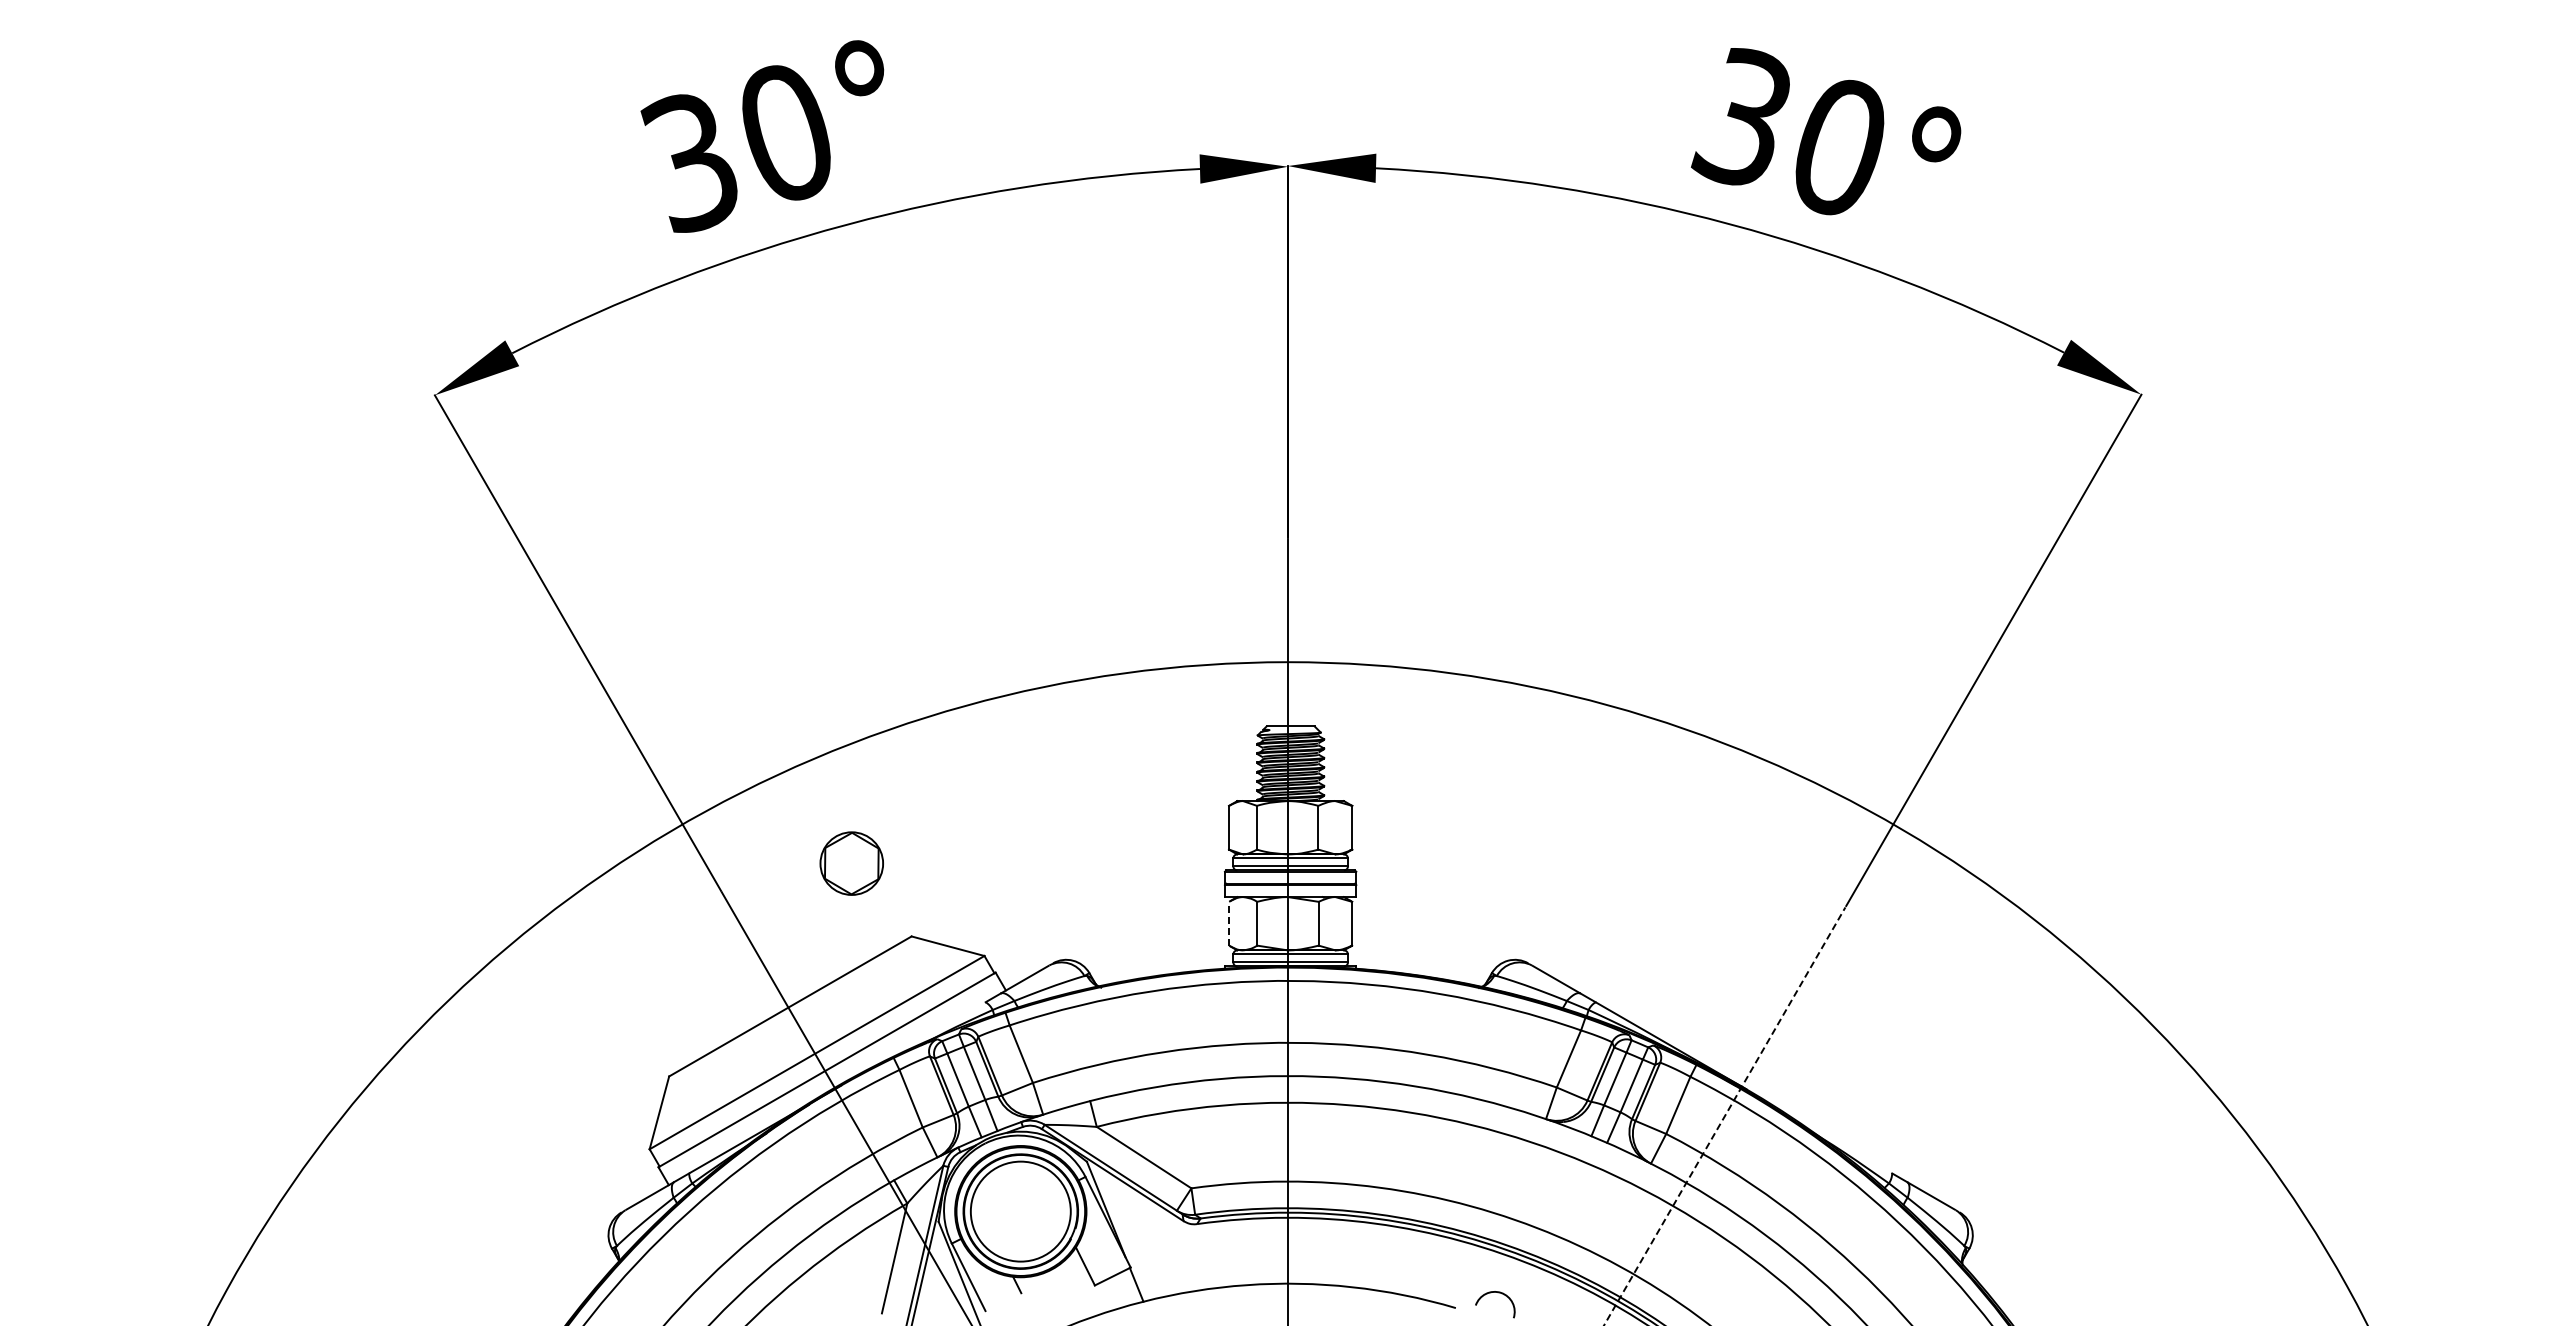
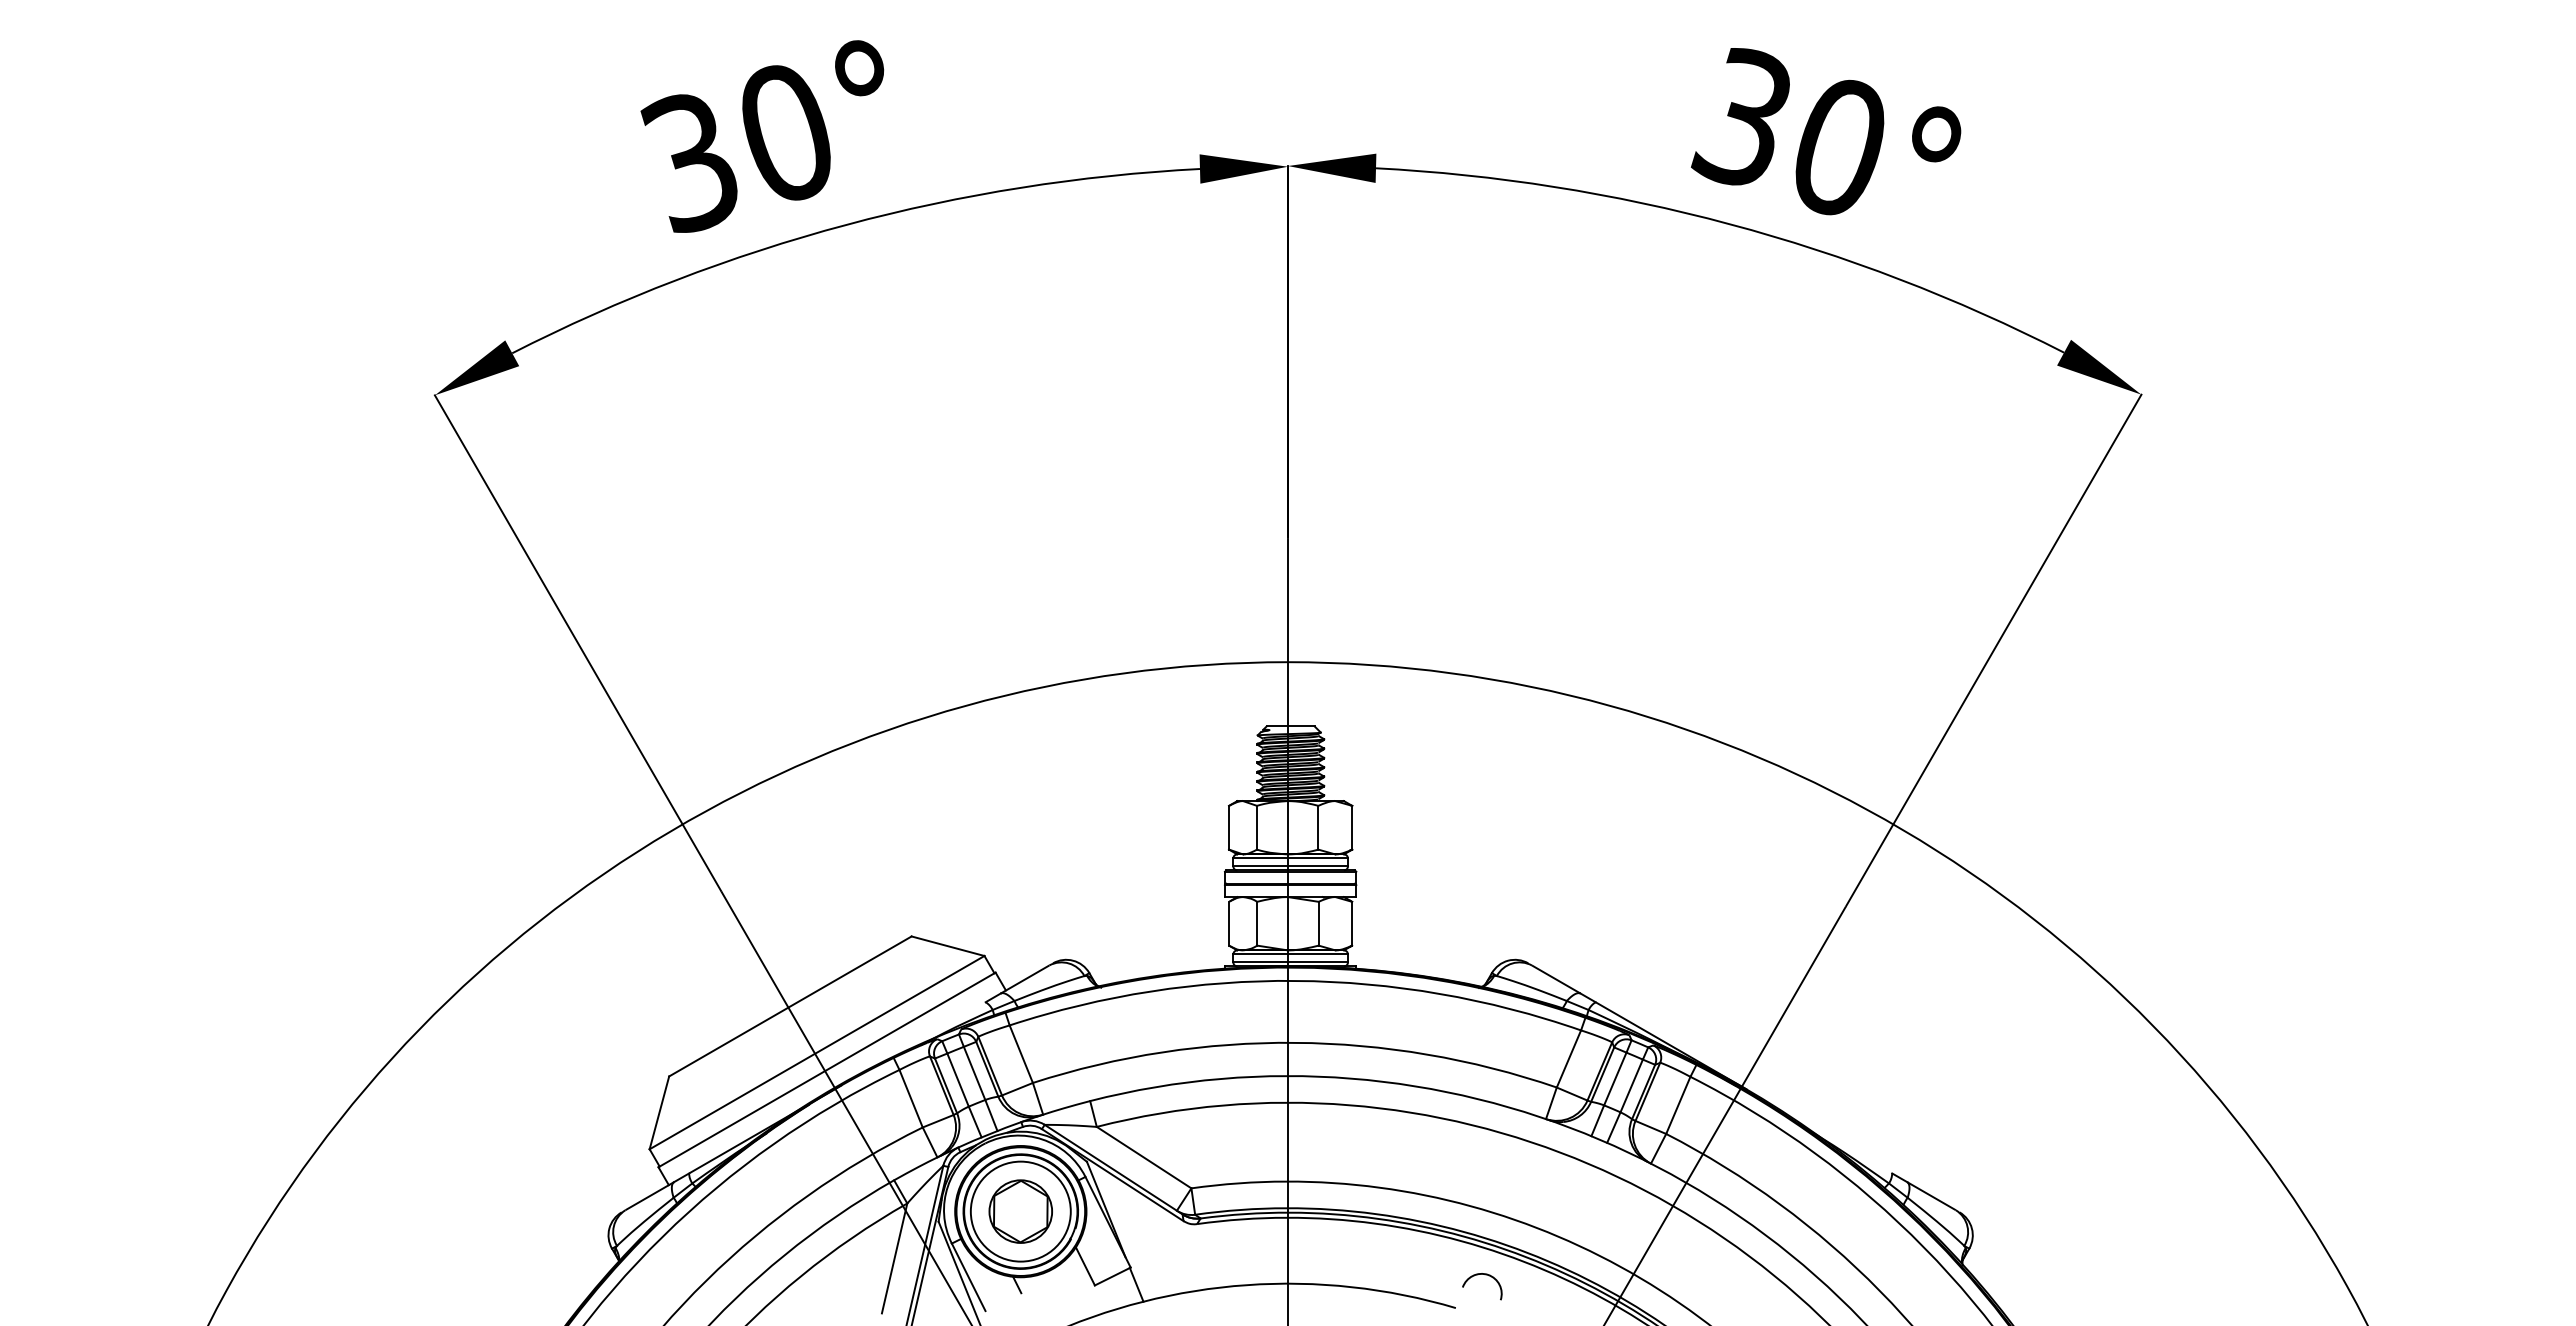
part position: (851, 863) -> (1020, 1211) (1020, 1211)
line: dashed -> solid (1229, 923)
line: dashed -> solid (1724, 1116)
curve position: (1498, 1293) -> (1485, 1275) (1485, 1275)
